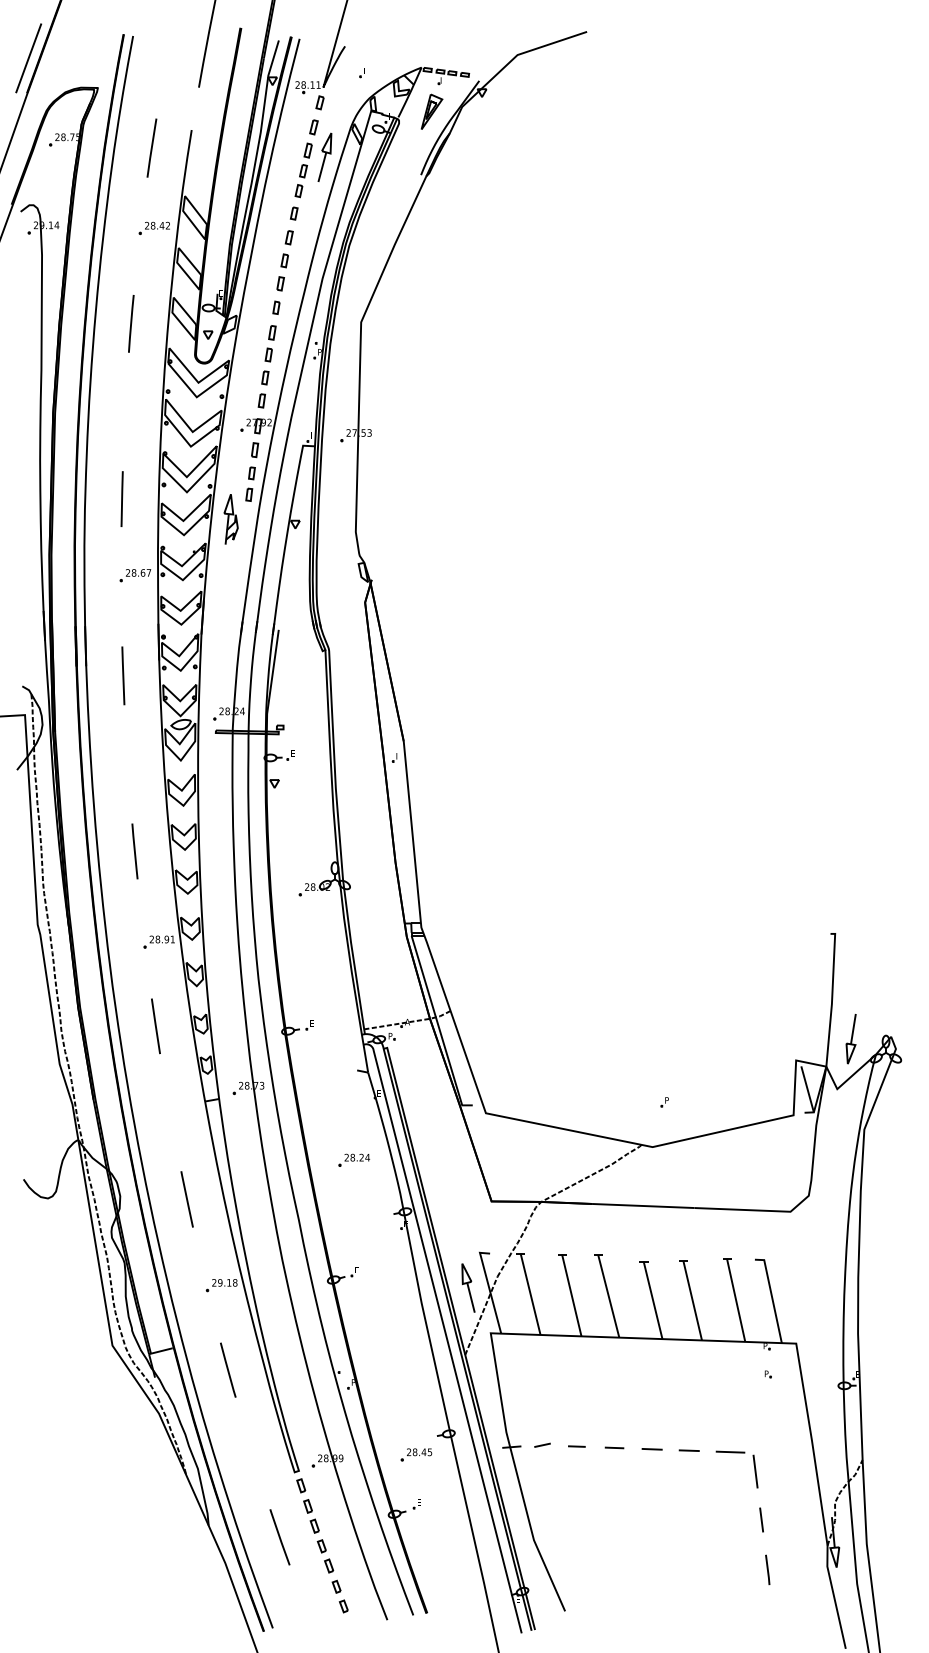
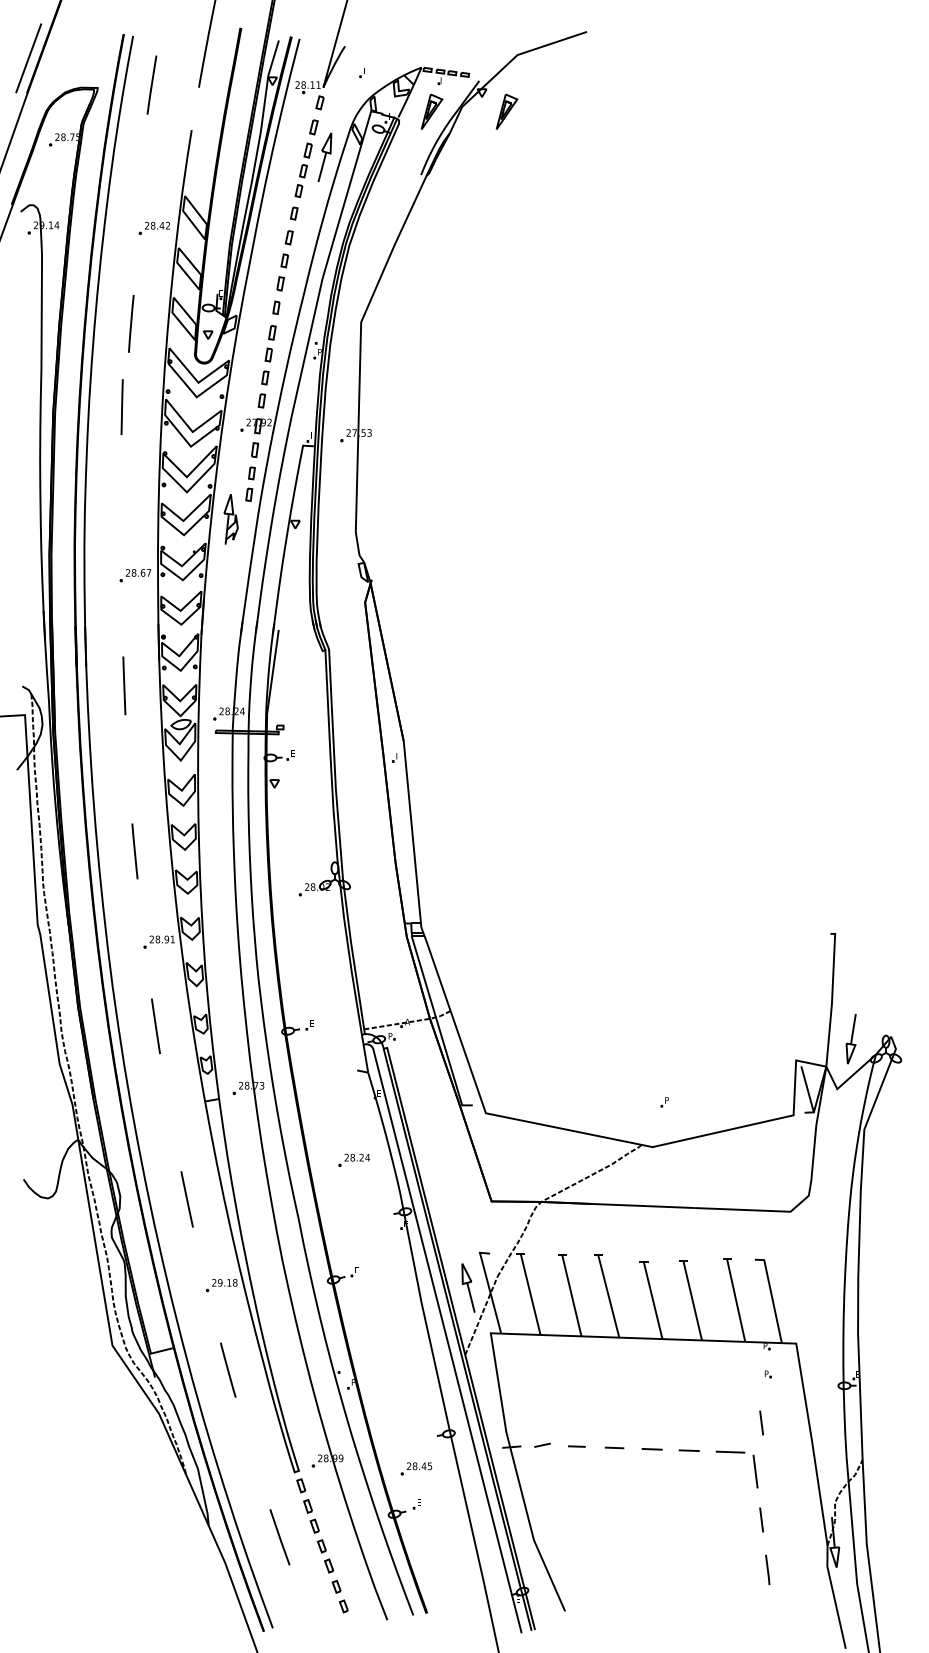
part: none -> present (506, 111)
line position: (151, 147) -> (151, 84) (151, 84)
line position: (121, 498) -> (121, 406) (121, 406)
line position: (123, 675) -> (124, 685) (124, 685)
line: none -> present (761, 1422)
part position: (416, 1454) -> (416, 1468) (416, 1468)
